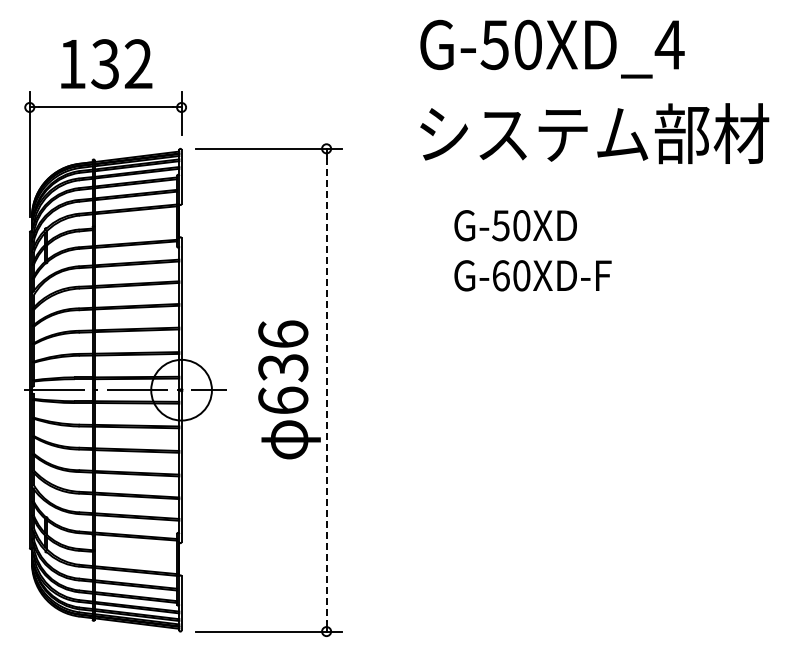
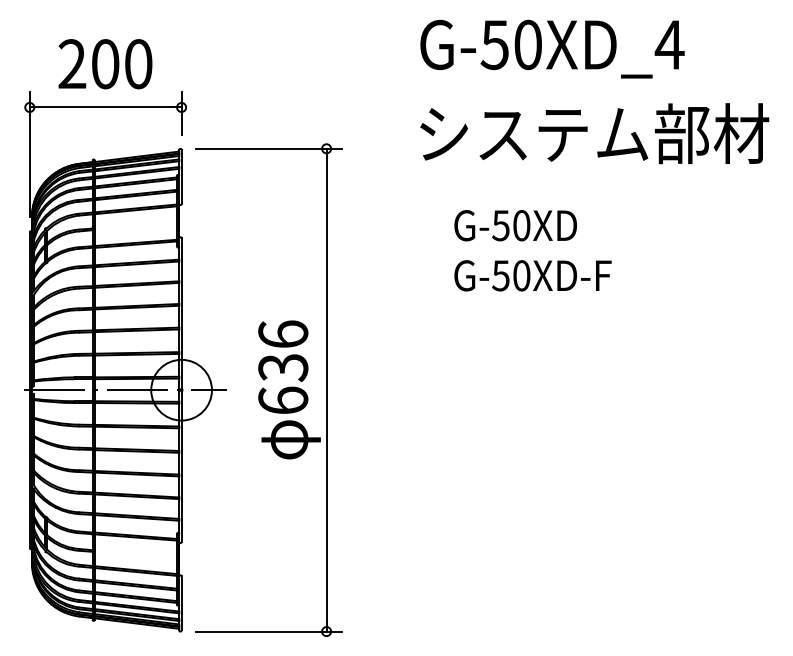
text: 132 -> 200 (105, 64)
text: G-60XD-F -> G-50XD-F (500, 275)
line: dashed -> solid (326, 390)
